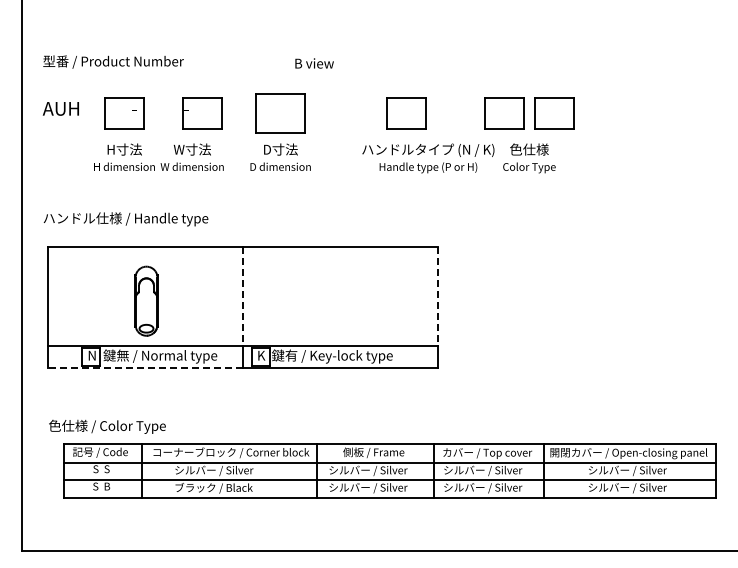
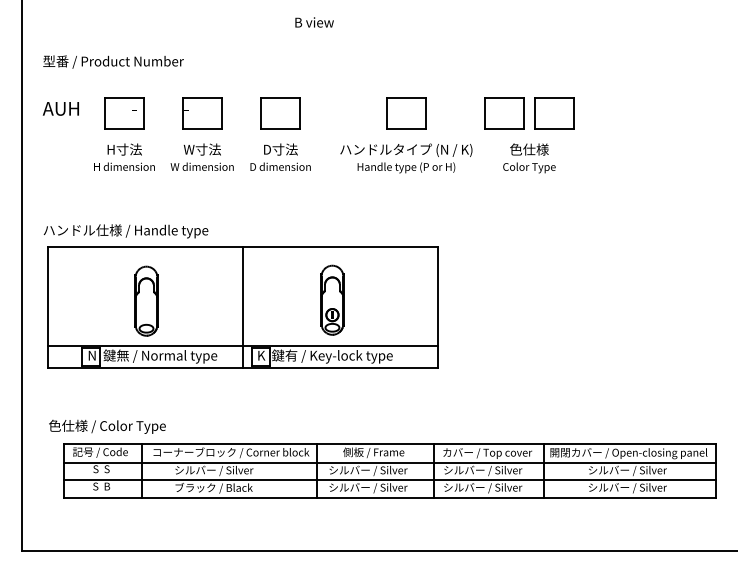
text position: (314, 63) -> (314, 22) (314, 22)
part size: 51x41 px -> 41x33 px (280, 113)
text position: (191, 156) -> (201, 156) (201, 156)
text position: (428, 158) -> (406, 158) (406, 158)
text position: (125, 219) -> (125, 231) (125, 231)
line: dashed -> solid (242, 296)
line: dashed -> solid (437, 296)
part: none -> present (332, 299)
line: dashed -> solid (145, 368)
